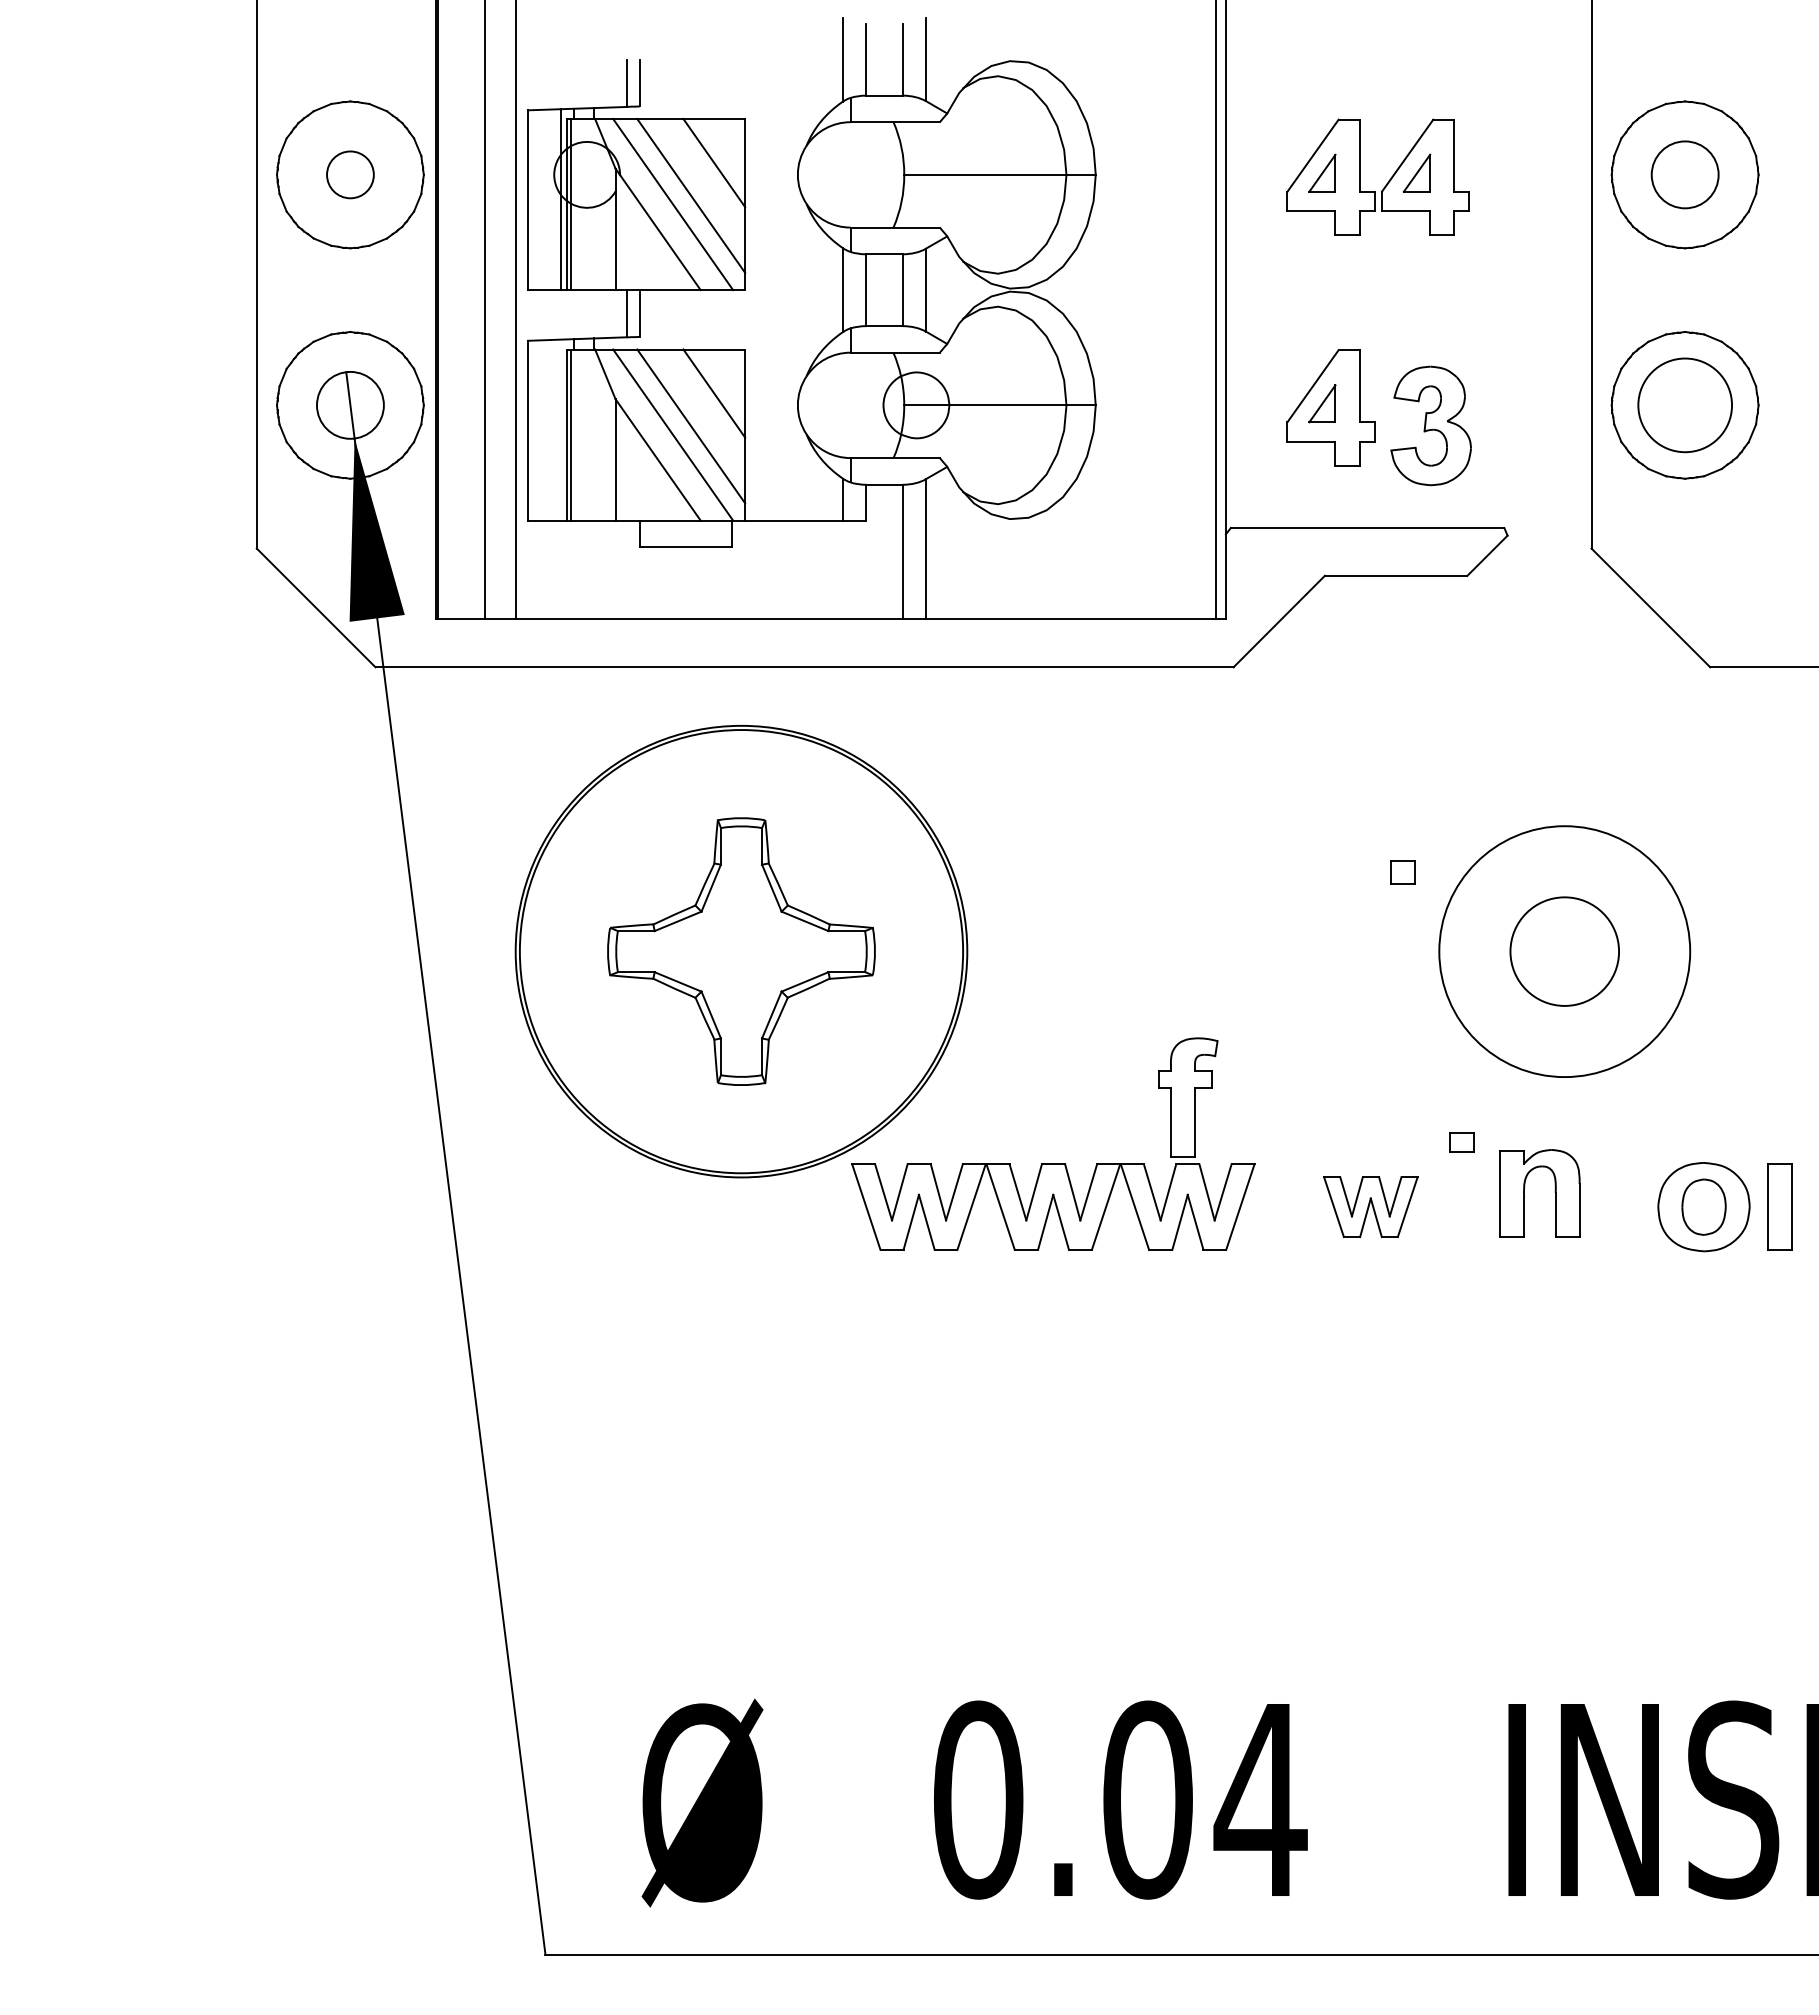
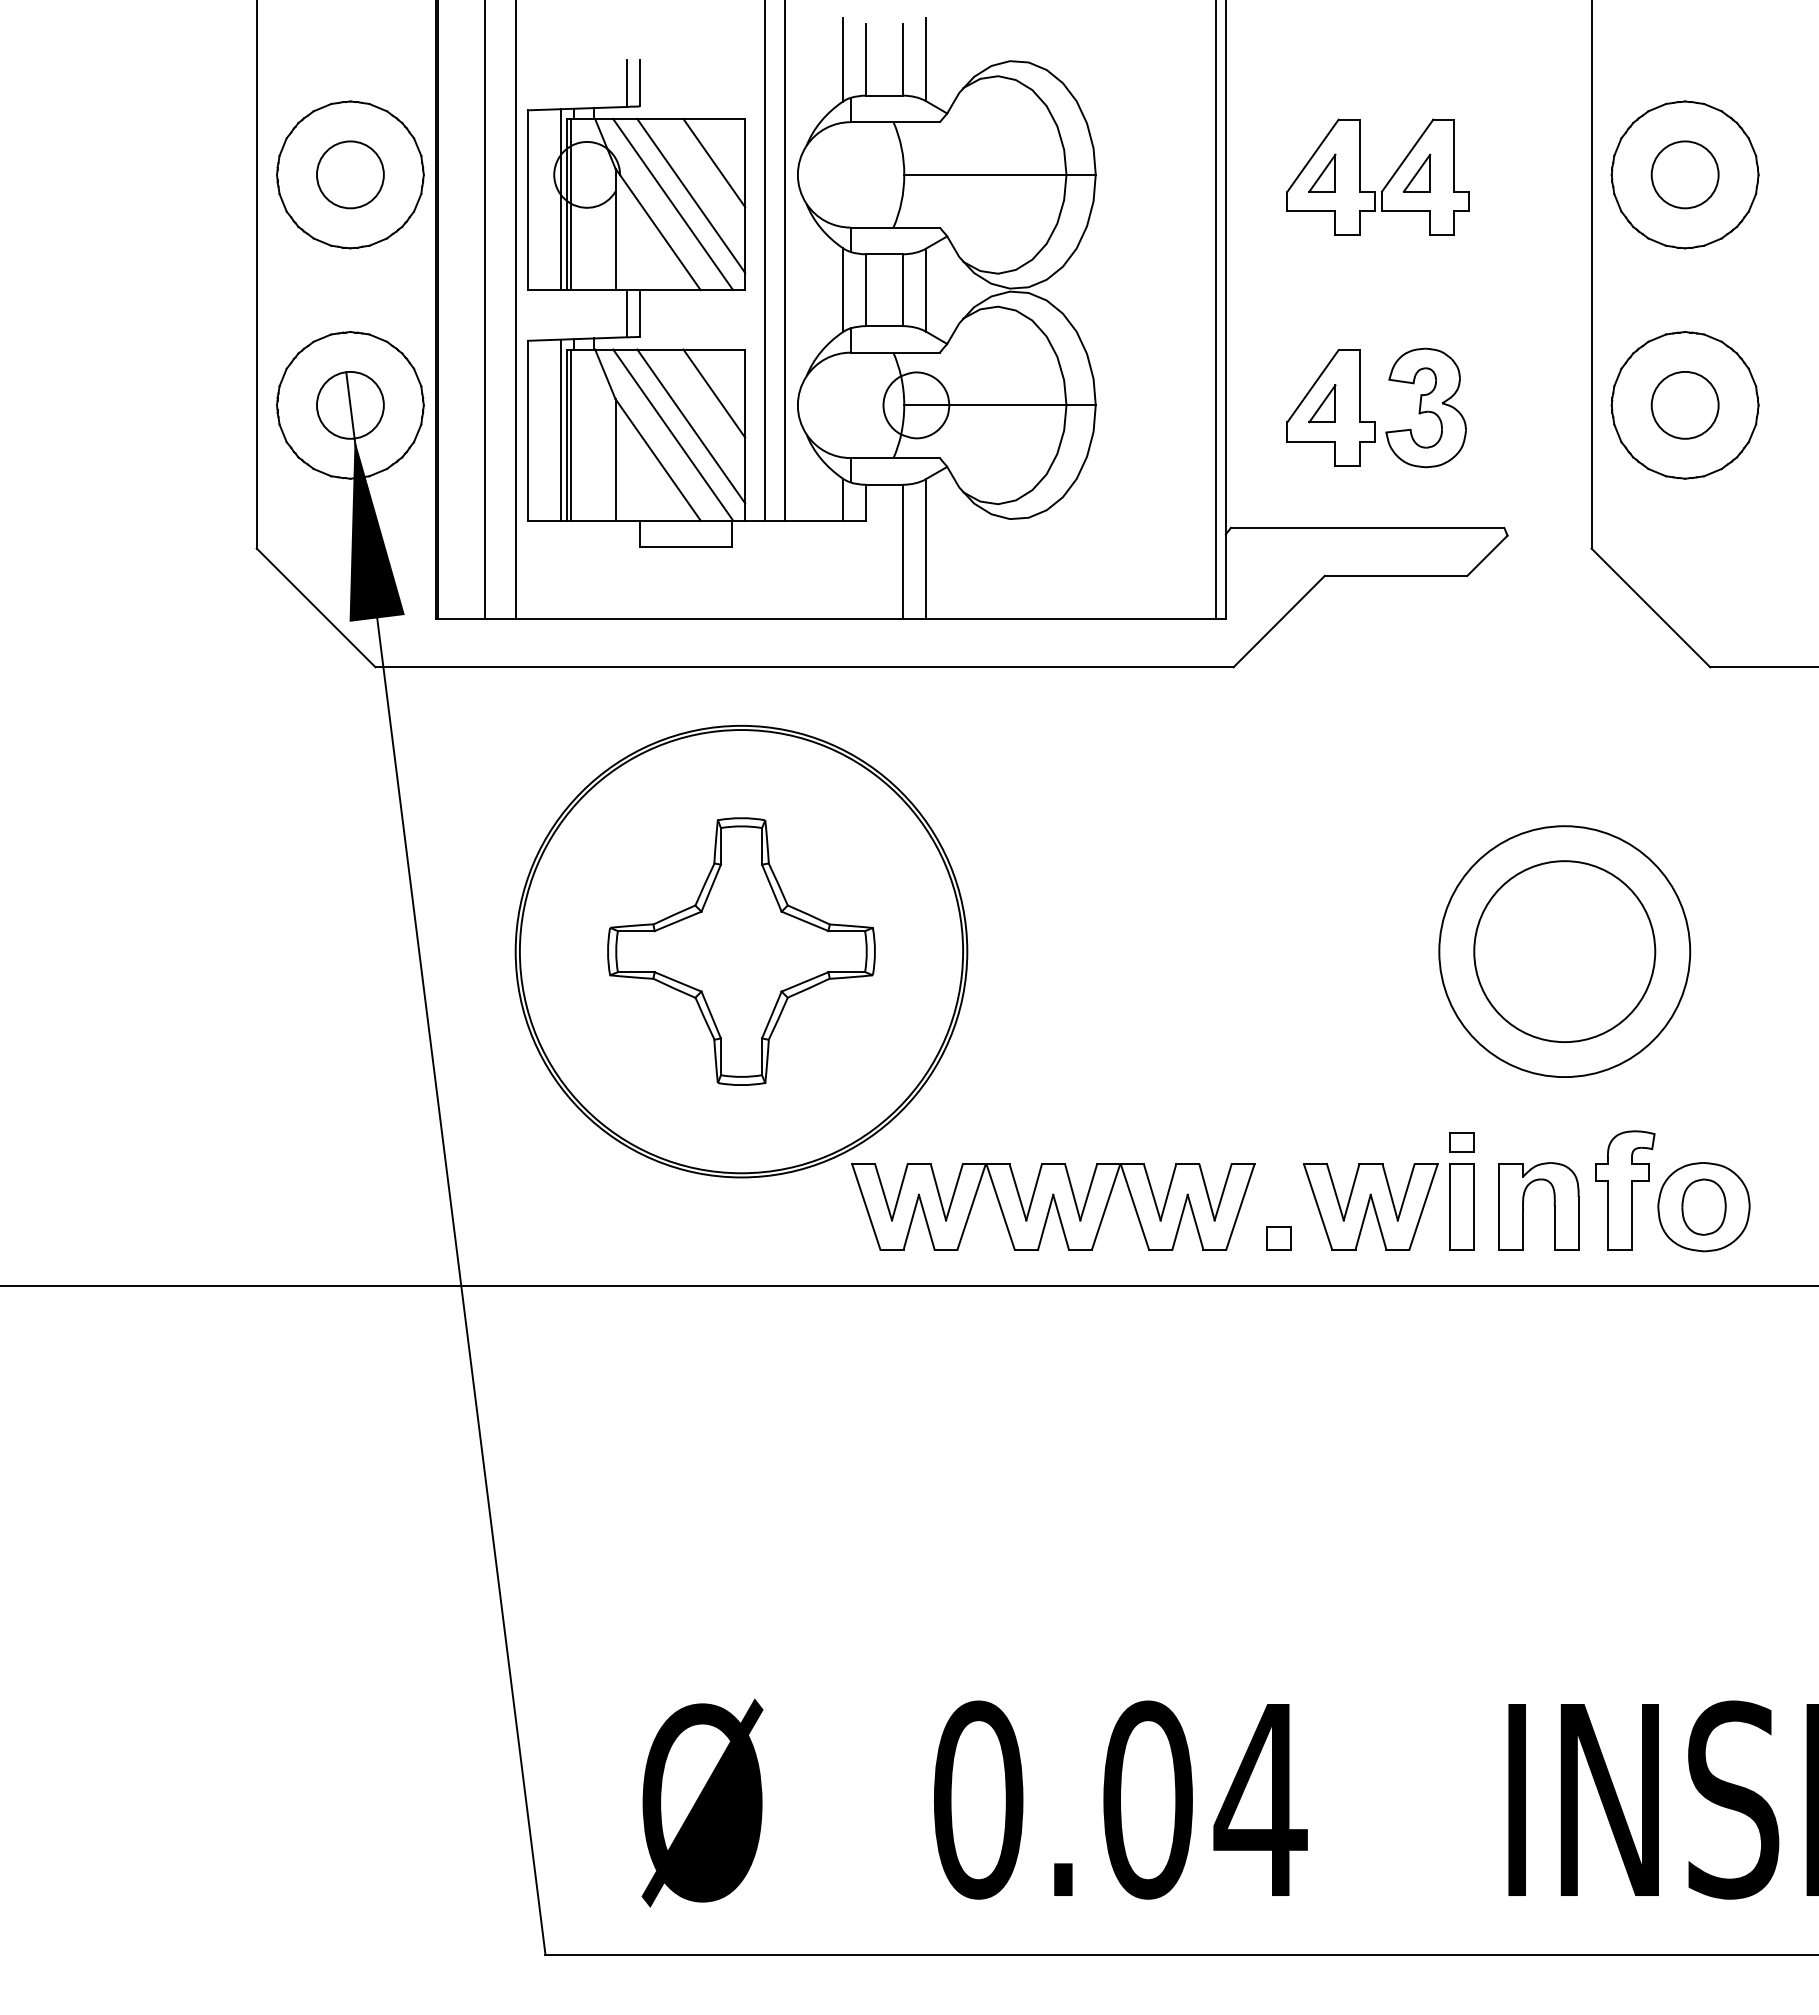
circle diameter: 47 px -> 67 px (350, 174)
line: none -> present (764, 261)
line: none -> present (784, 261)
circle diameter: 94 px -> 67 px (1684, 404)
part position: (1430, 425) -> (1425, 407) (1425, 407)
line: none -> present (560, 429)
part position: (1402, 872) -> (1278, 1238) (1278, 1238)
circle diameter: 109 px -> 181 px (1564, 951)
part position: (1188, 1097) -> (1625, 1190) (1625, 1190)
part position: (1524, 1193) -> (1523, 1206) (1523, 1206)
part size: 96x62 px -> 136x88 px (1370, 1206)
part position: (1779, 1206) -> (1461, 1206) (1461, 1206)
line: none -> present (908, 1286)
